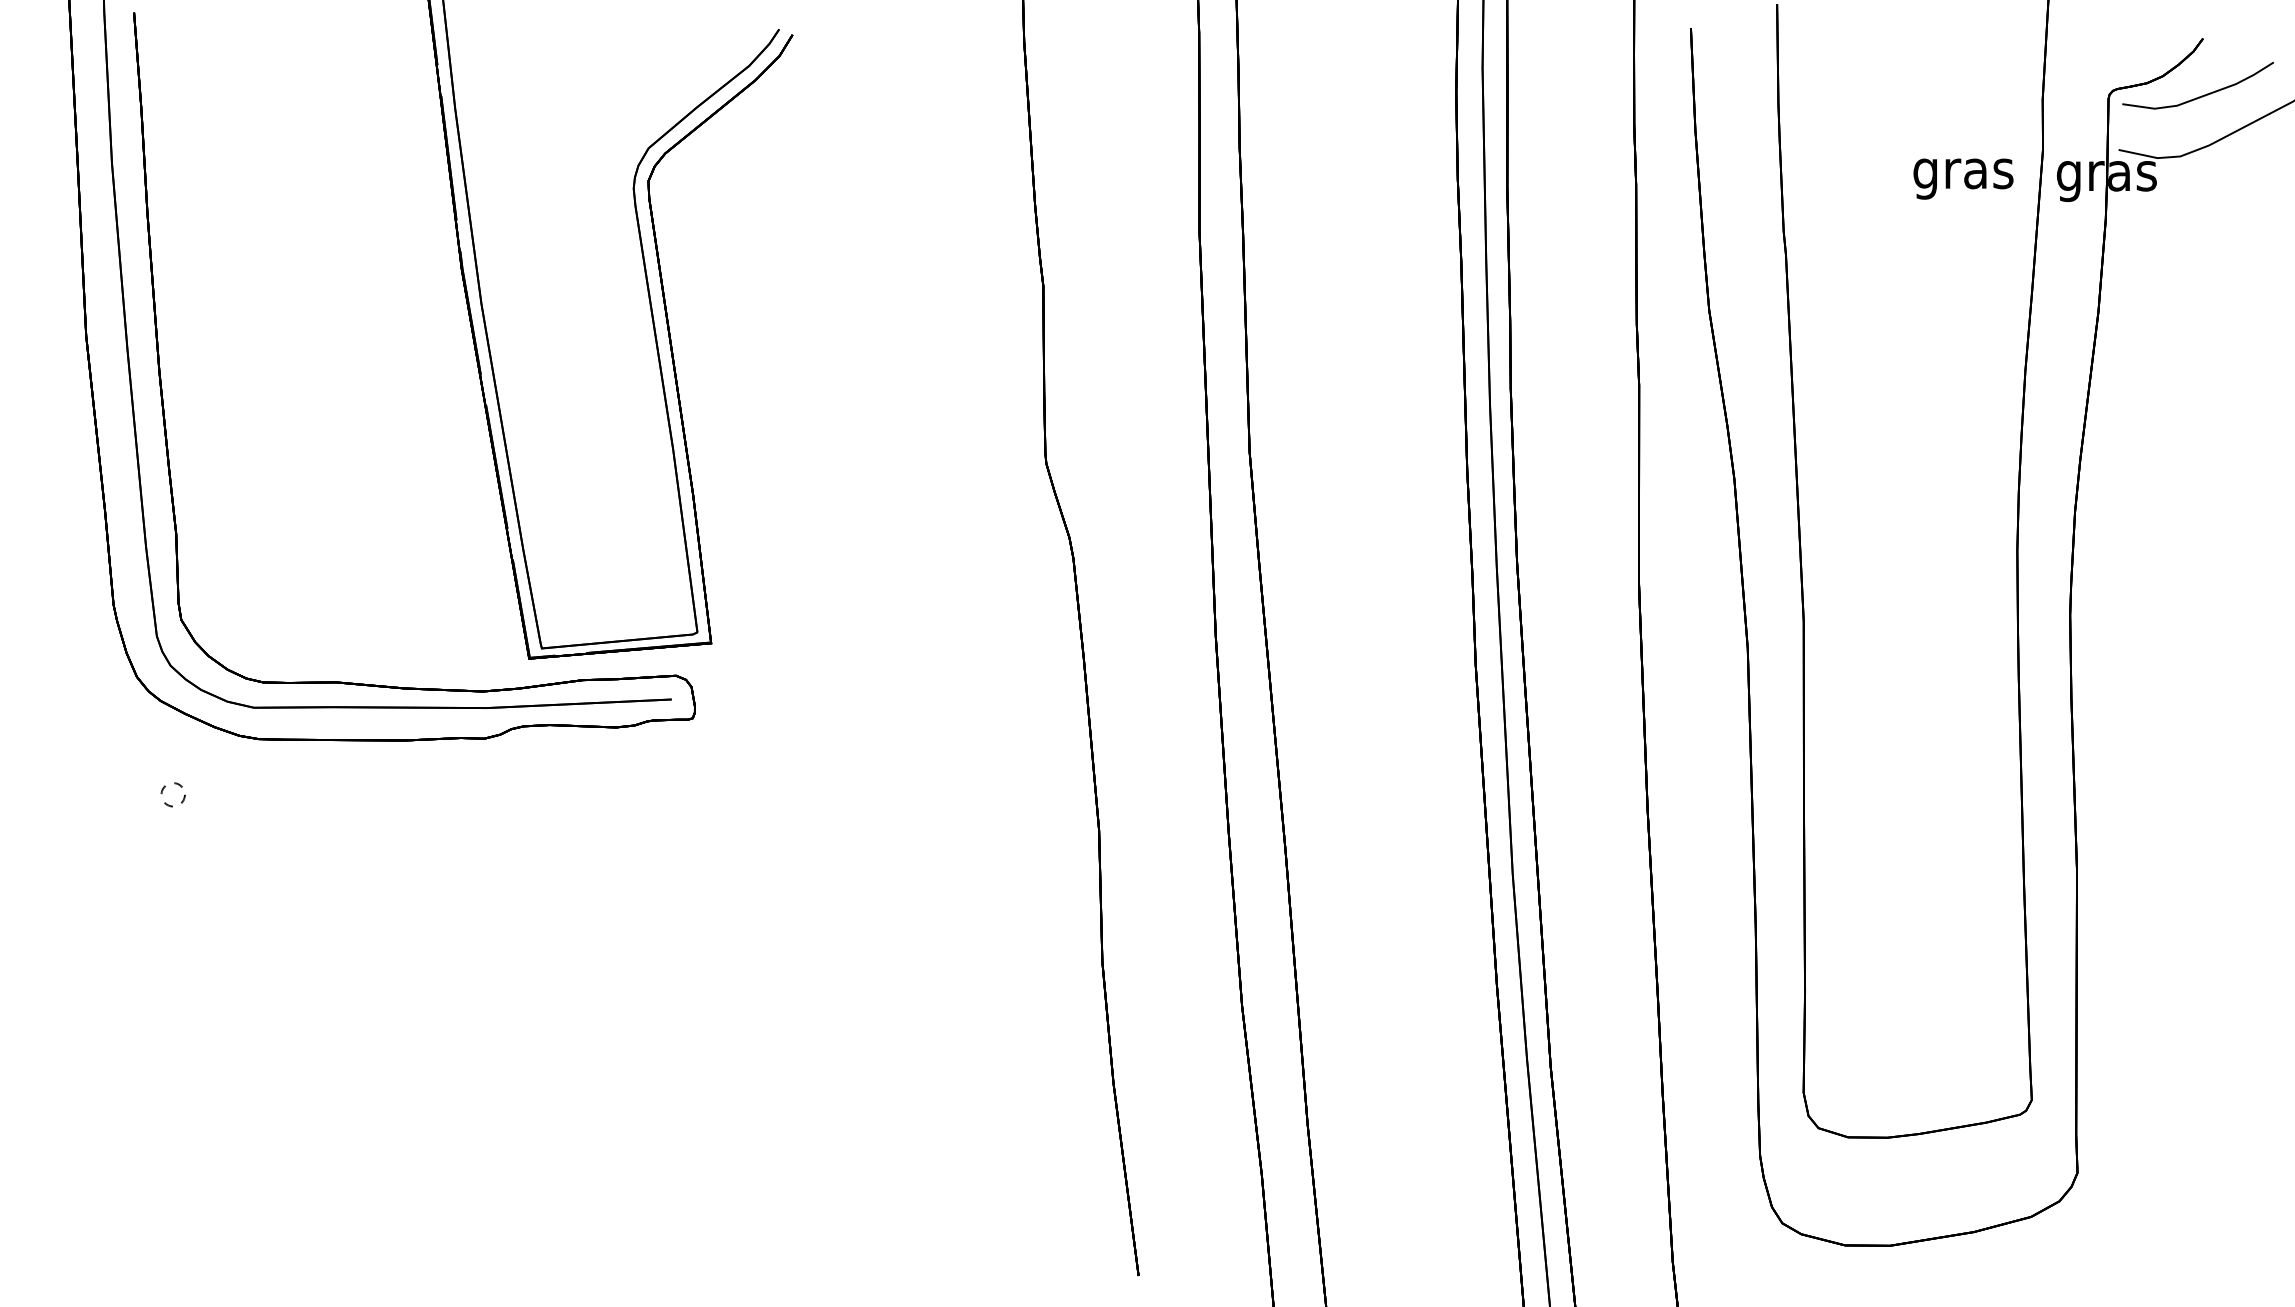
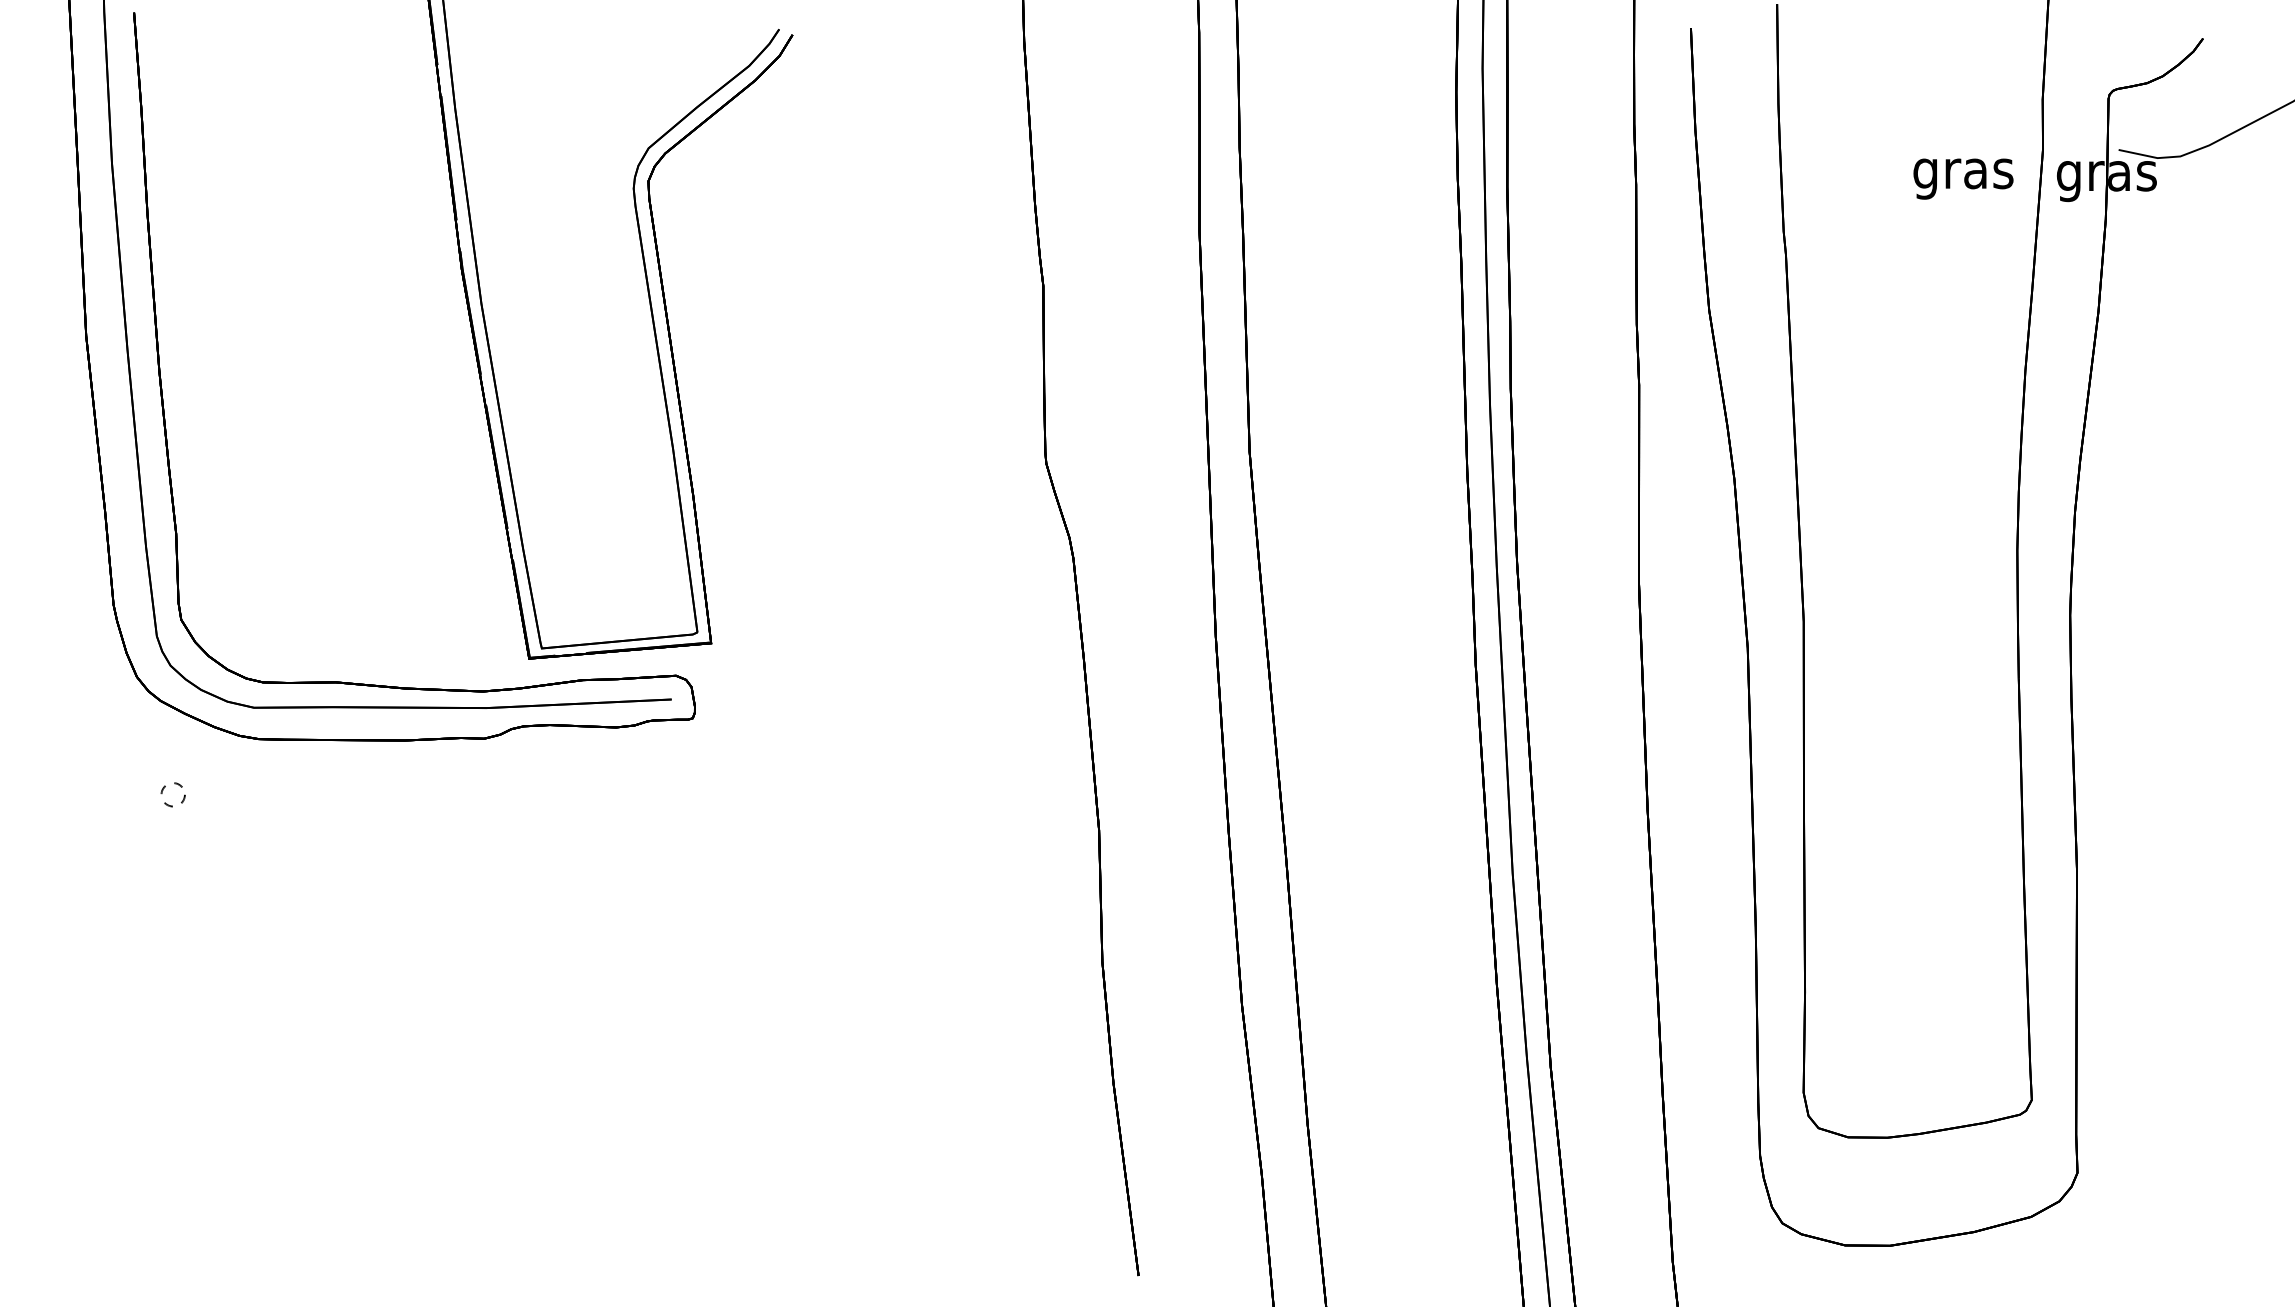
curve: present -> none (2201, 95)
